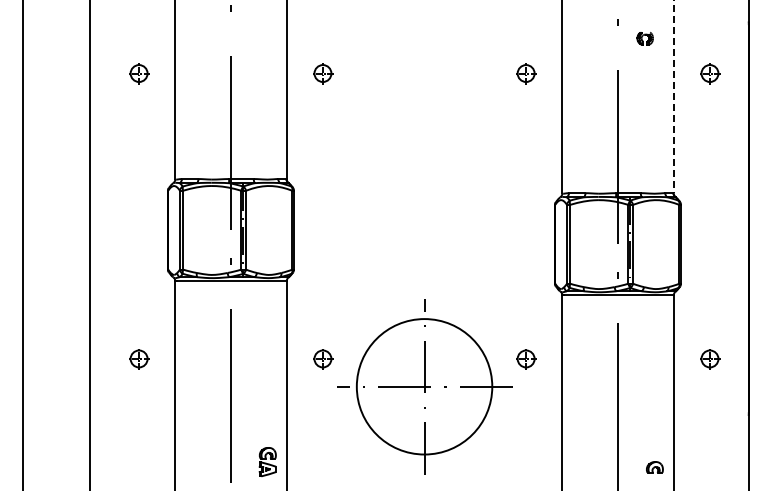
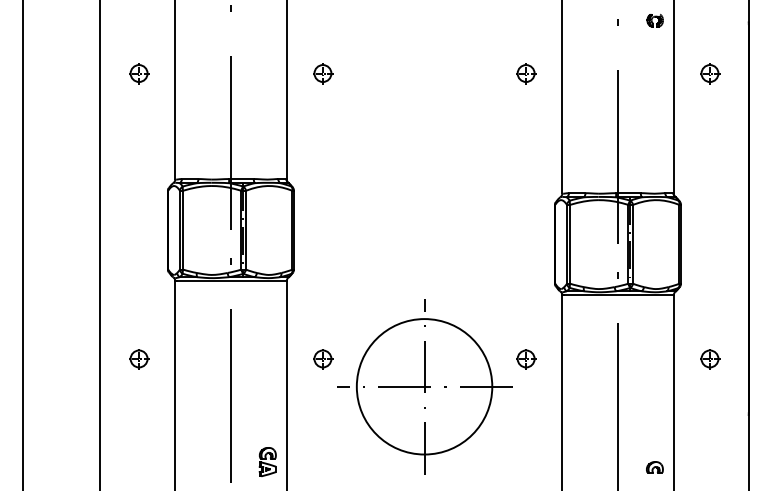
part position: (644, 38) -> (654, 20) (654, 20)
line: dashed -> solid (673, 97)
line position: (90, 244) -> (100, 244) (100, 244)
